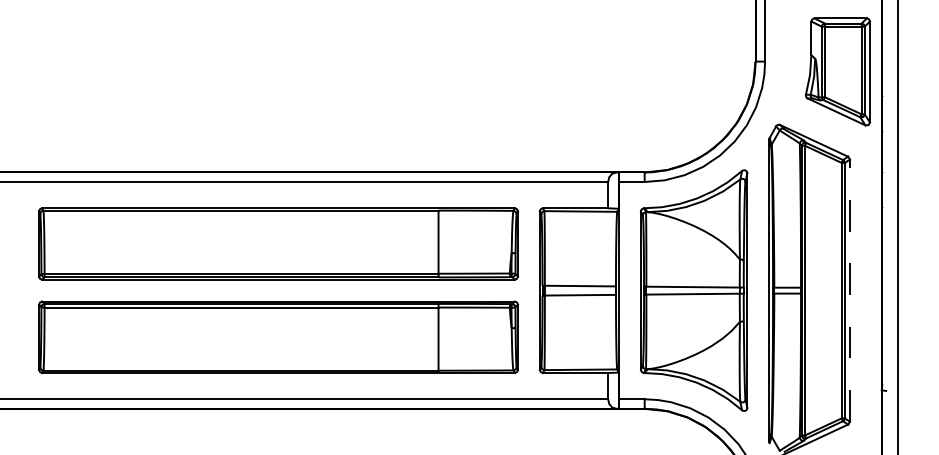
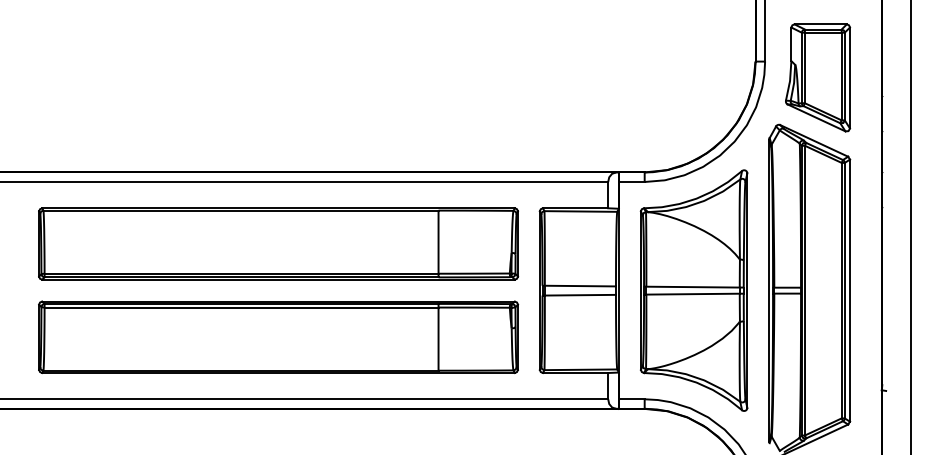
part position: (838, 71) -> (818, 77) (818, 77)
line position: (897, 226) -> (910, 226) (910, 226)
line: dashed -> solid (850, 290)
